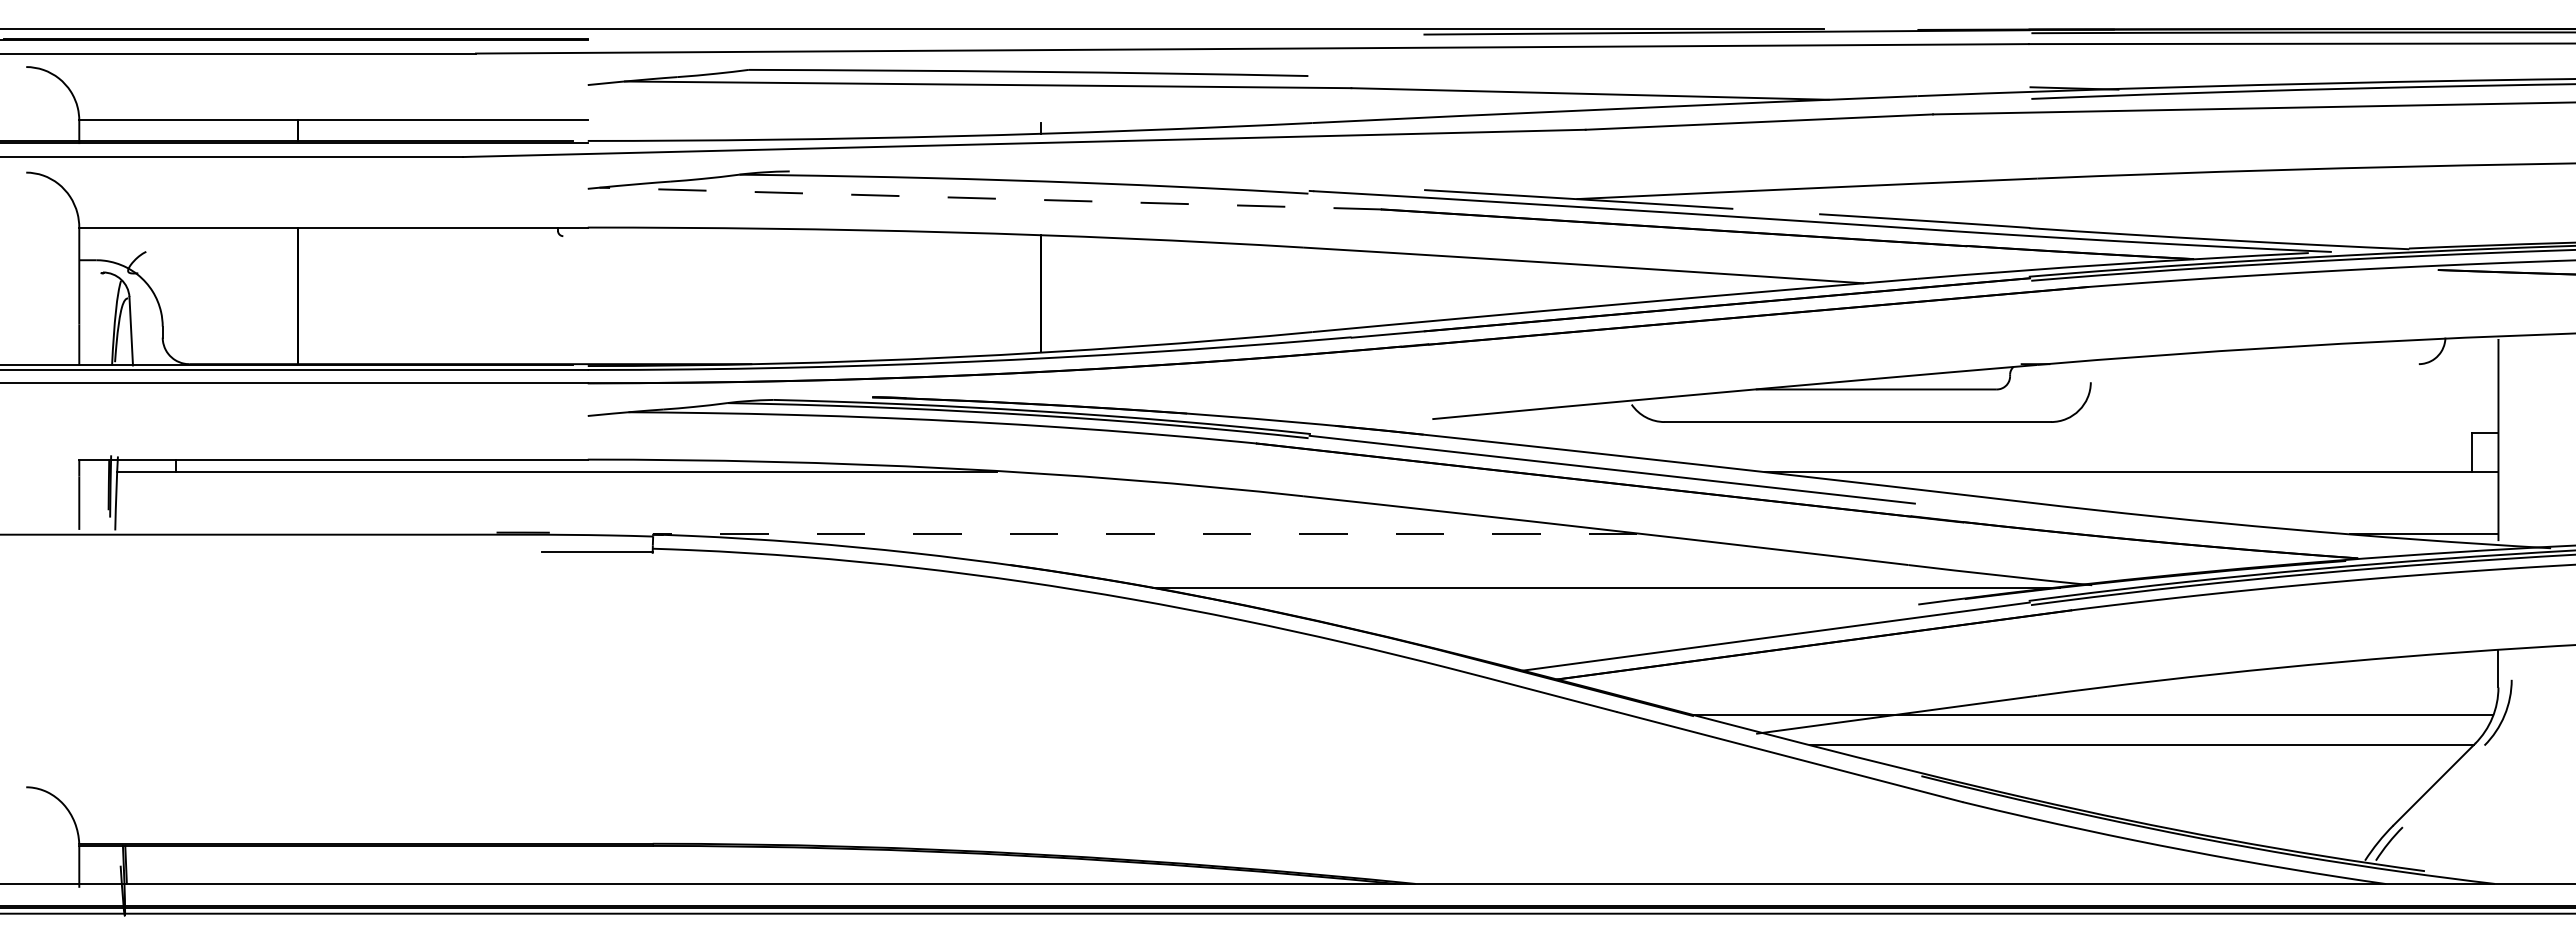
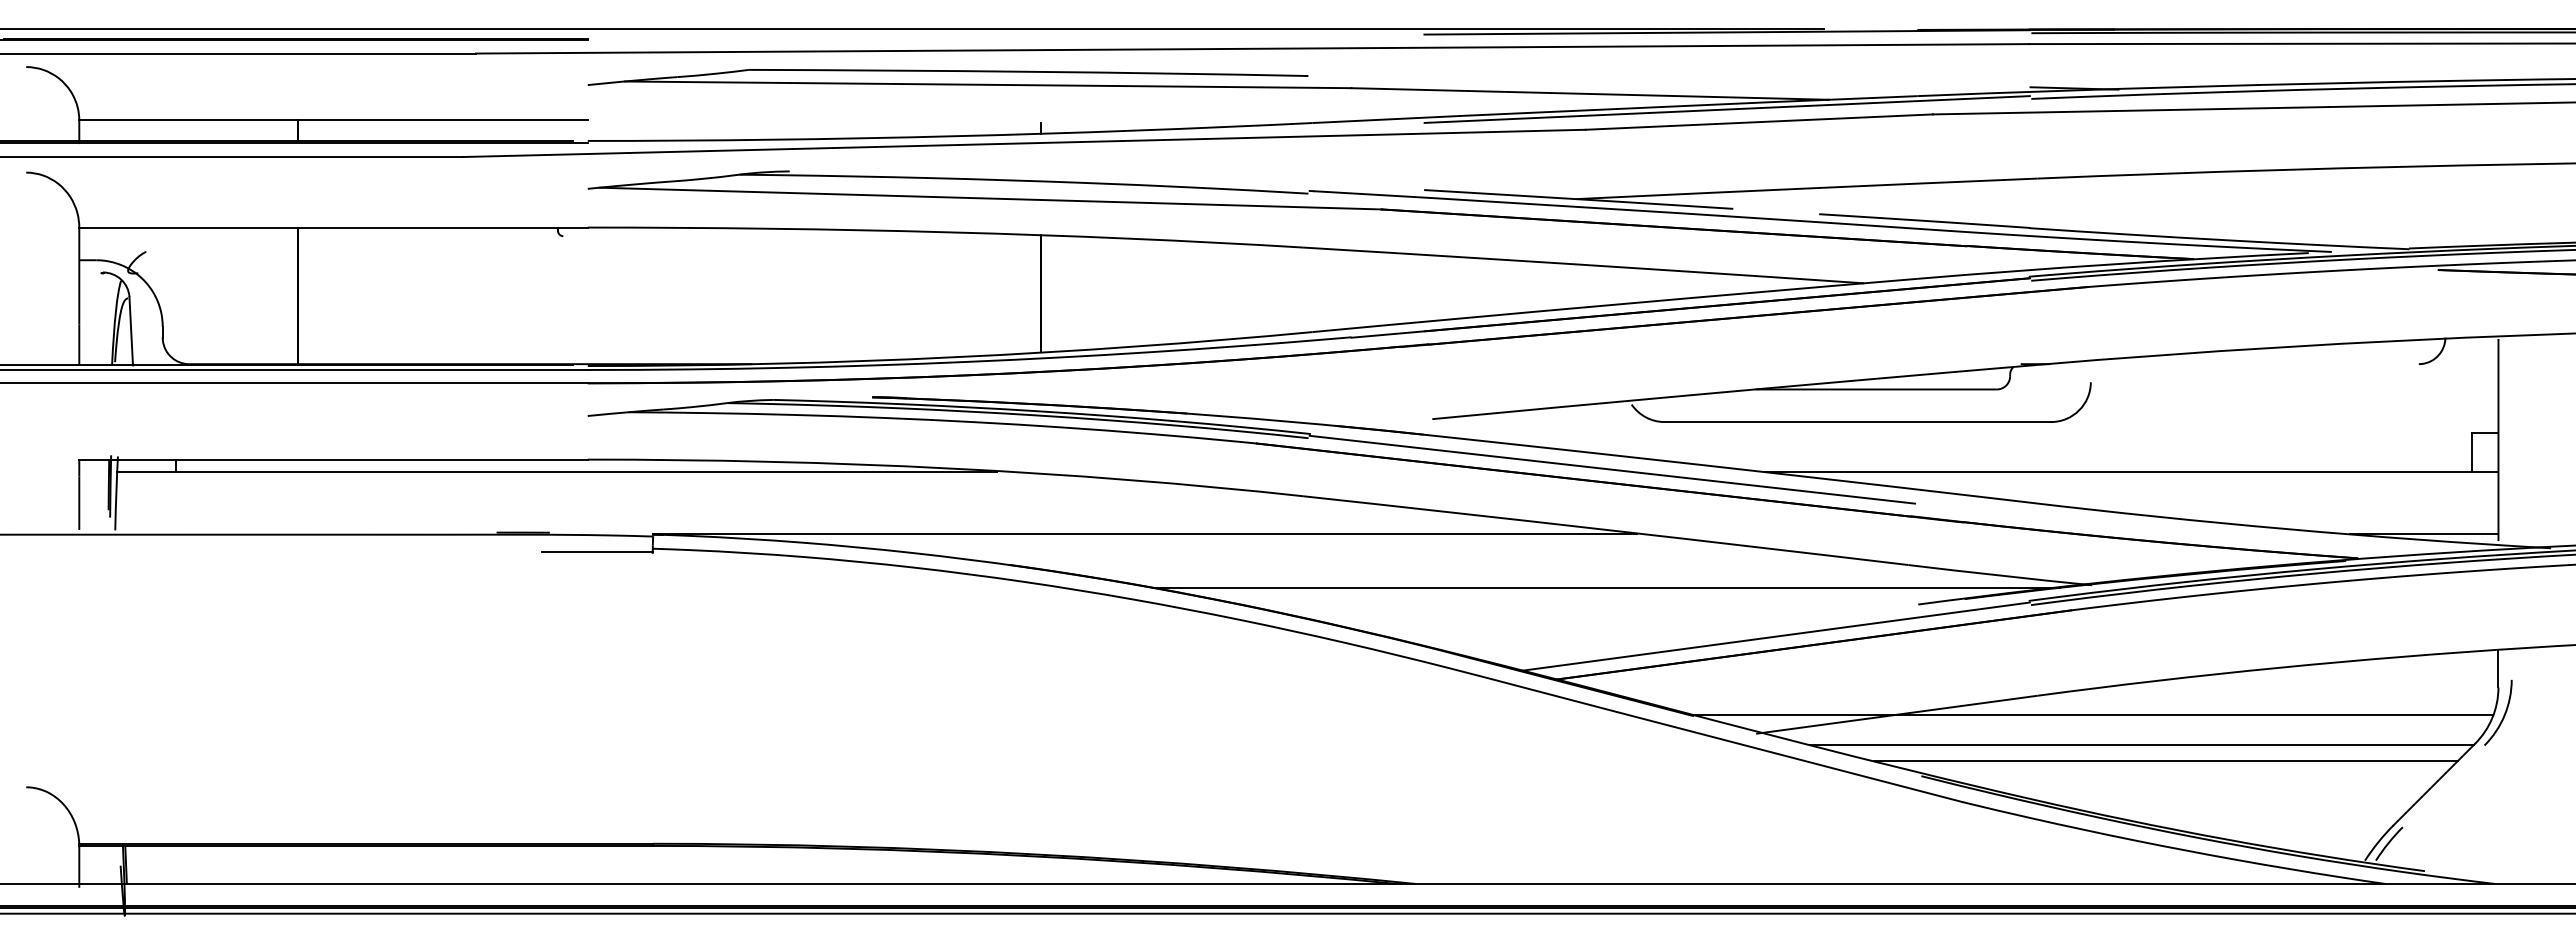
line: none -> present (1726, 109)
line: dashed -> solid (990, 198)
line: dashed -> solid (1145, 534)
line: none -> present (2165, 760)
